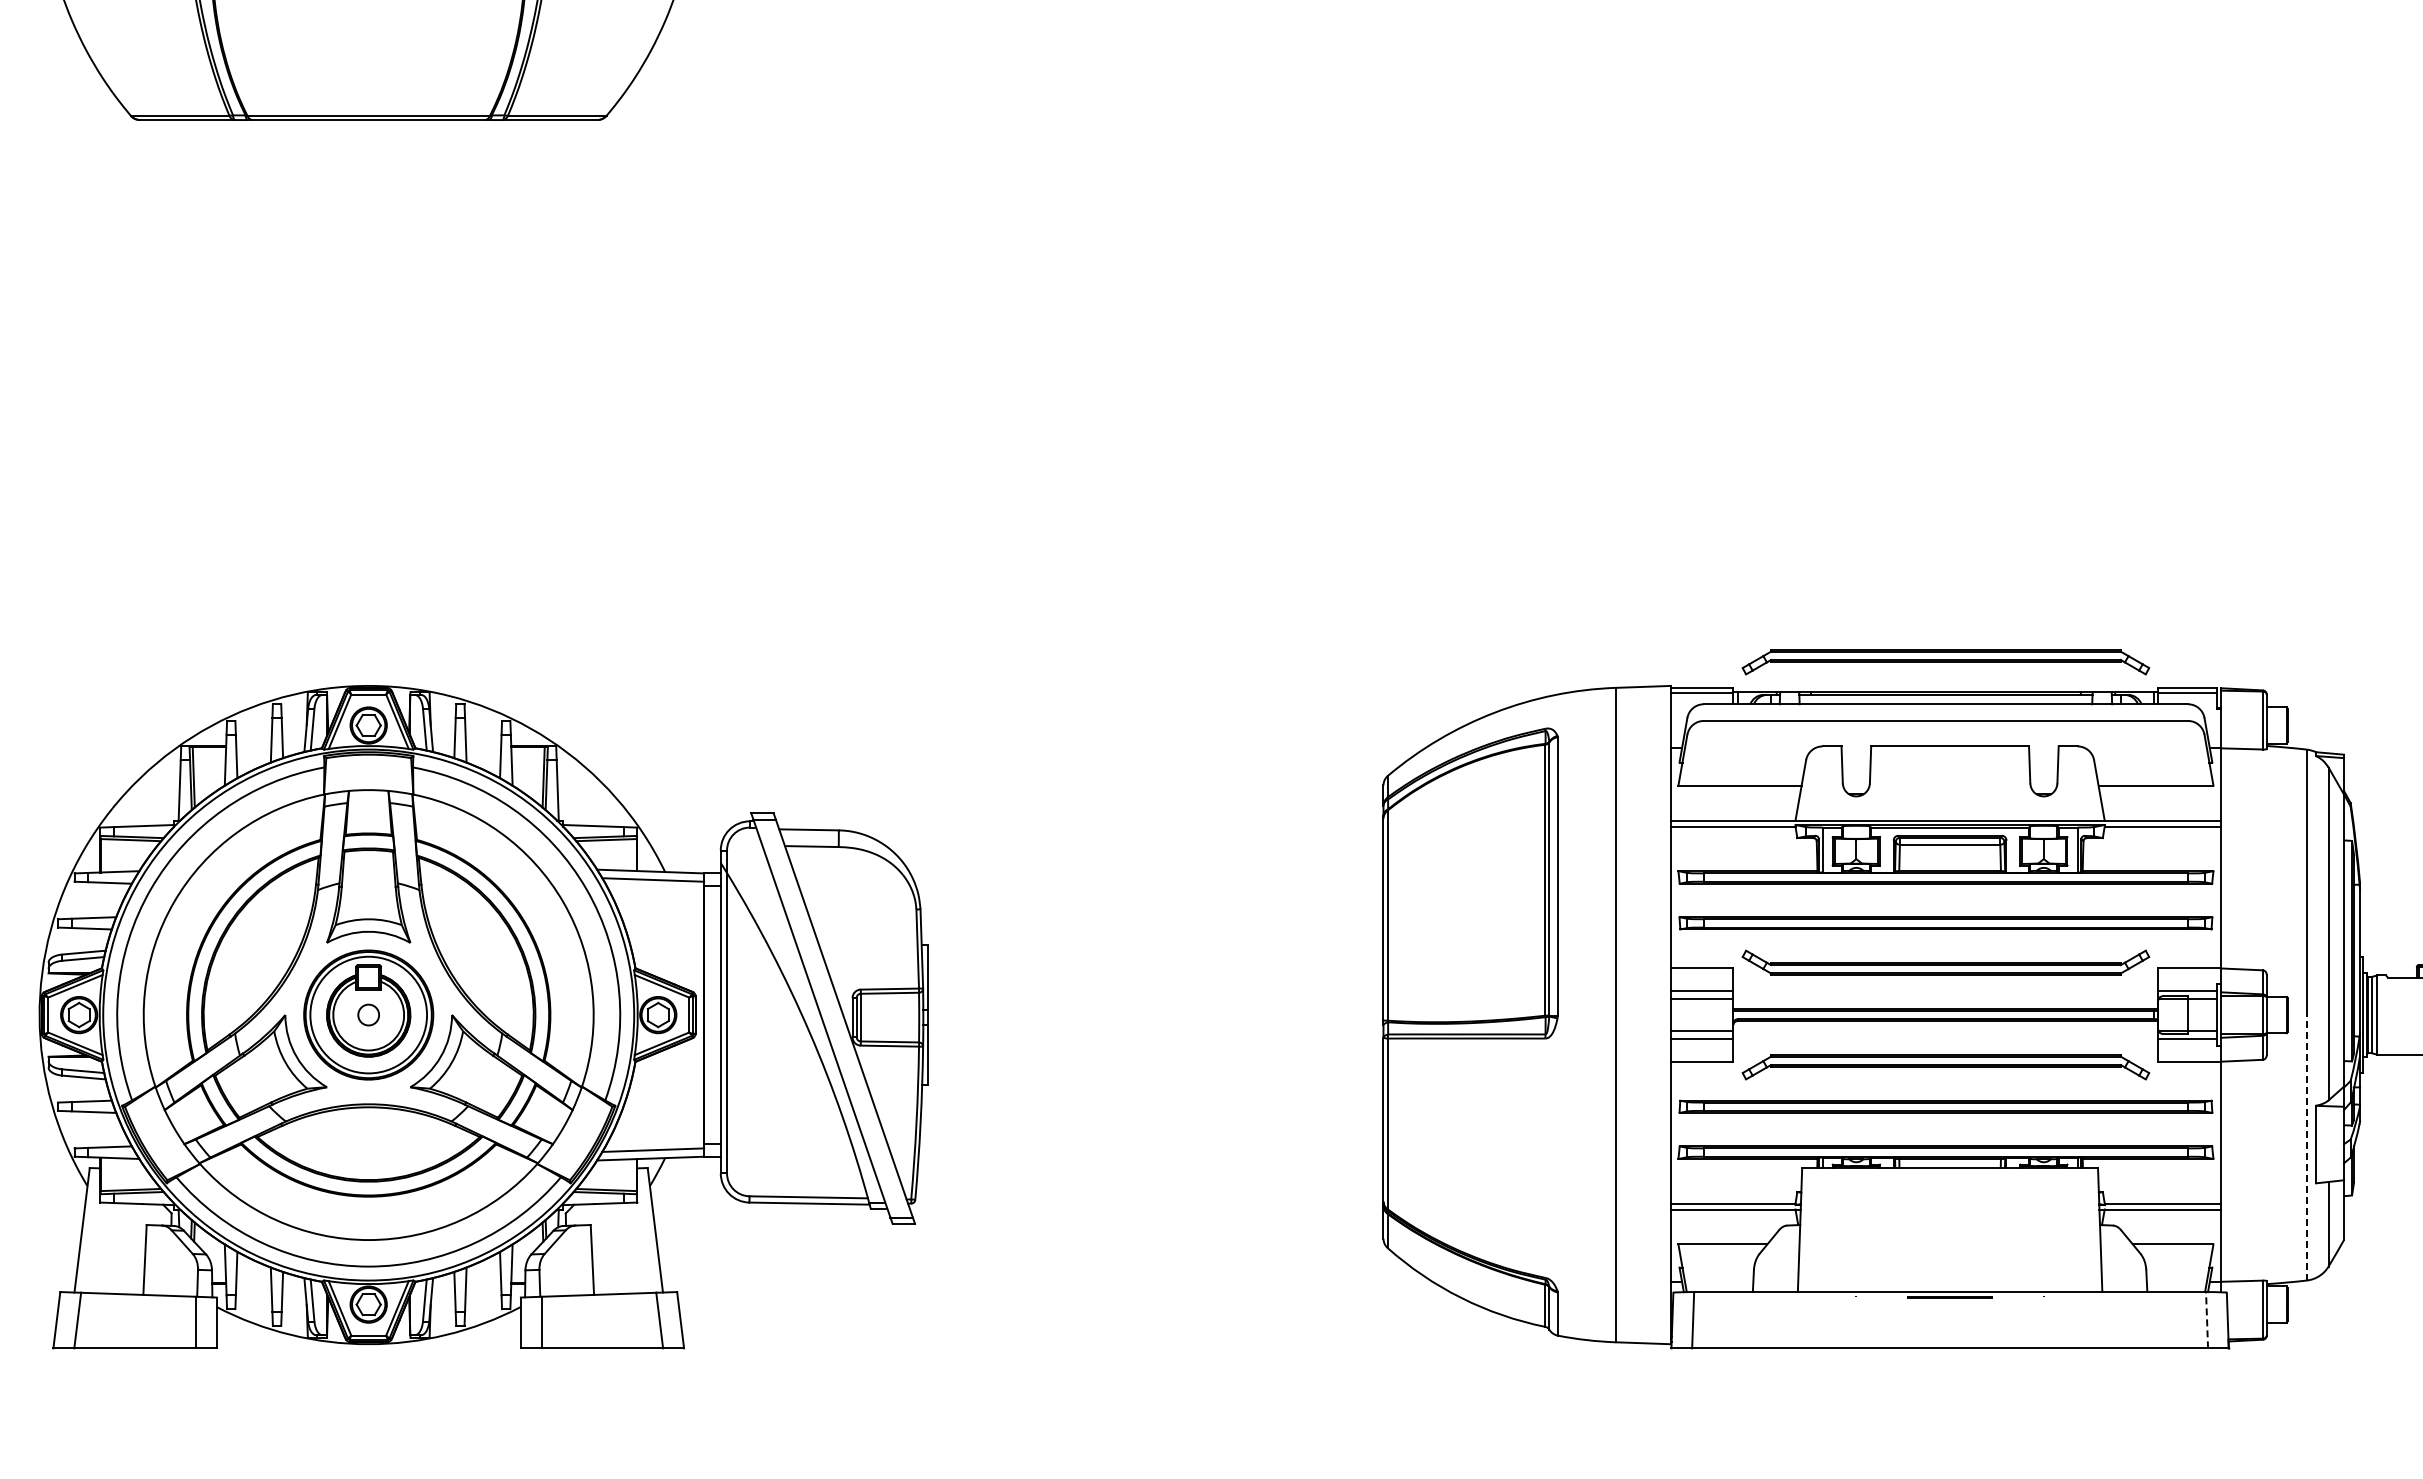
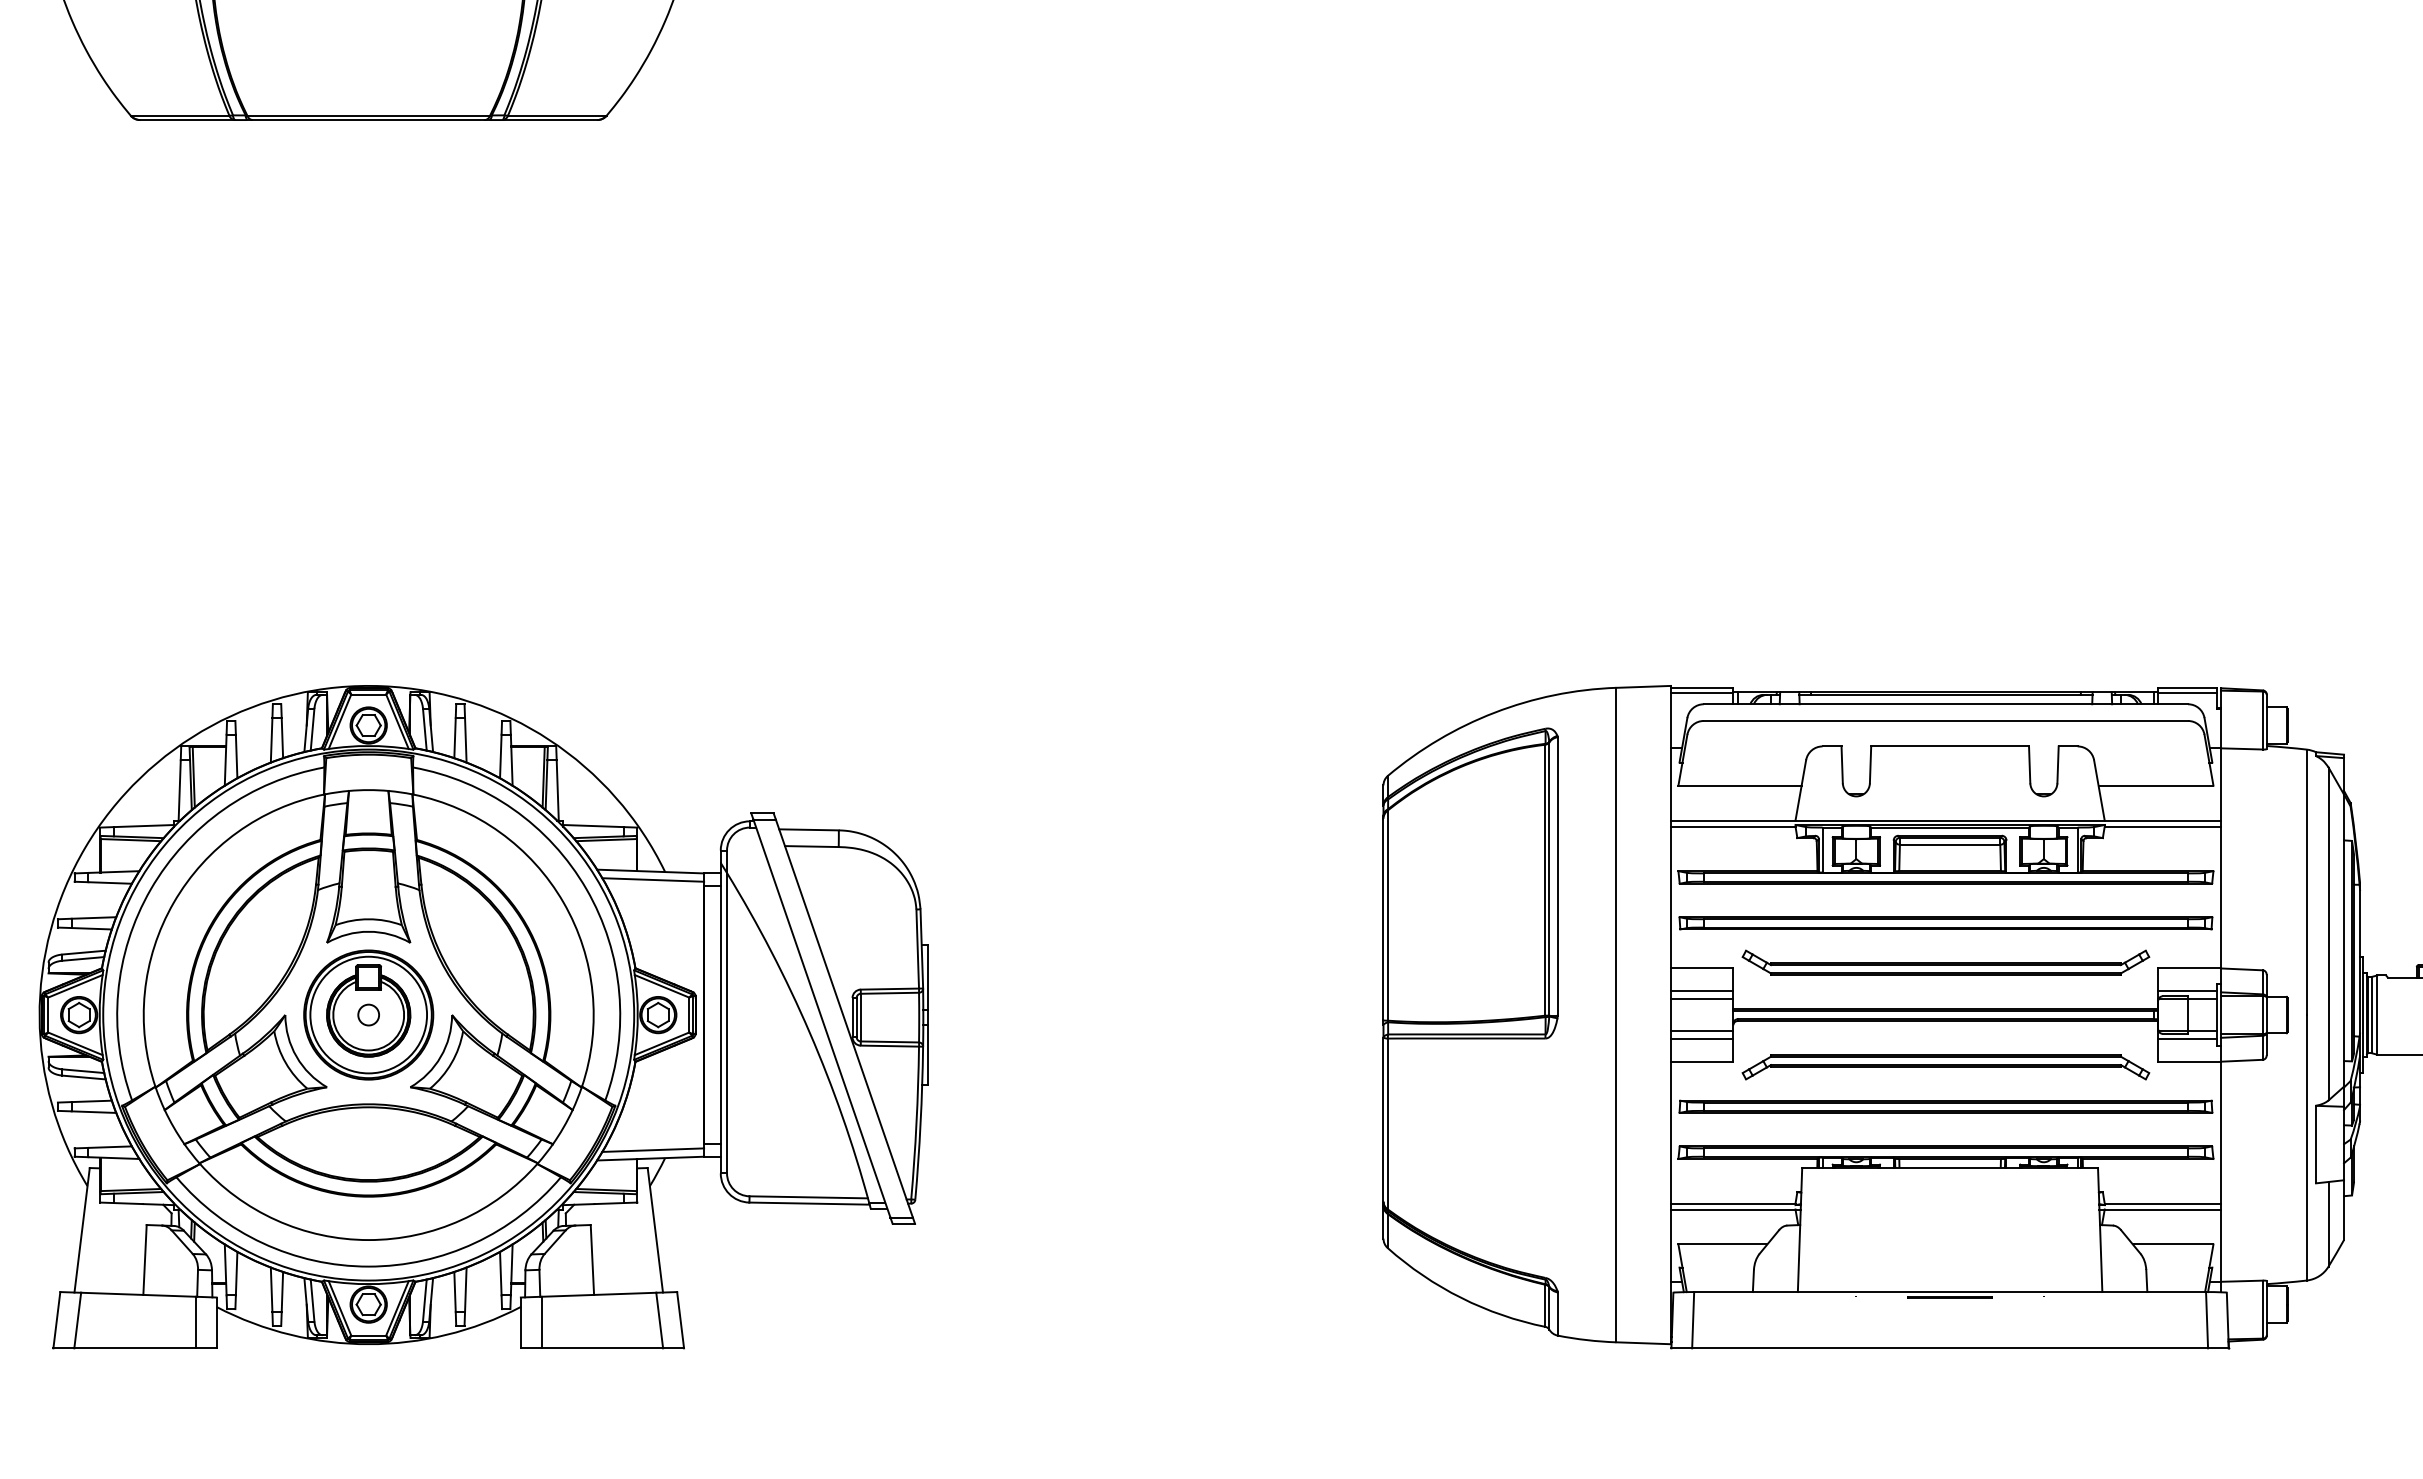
part: present -> none (1945, 662)
line: dashed -> solid (2306, 1147)
line: dashed -> solid (2207, 1319)
